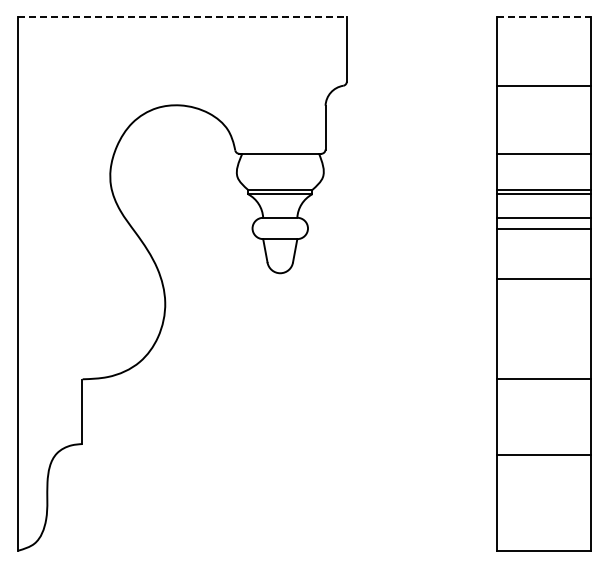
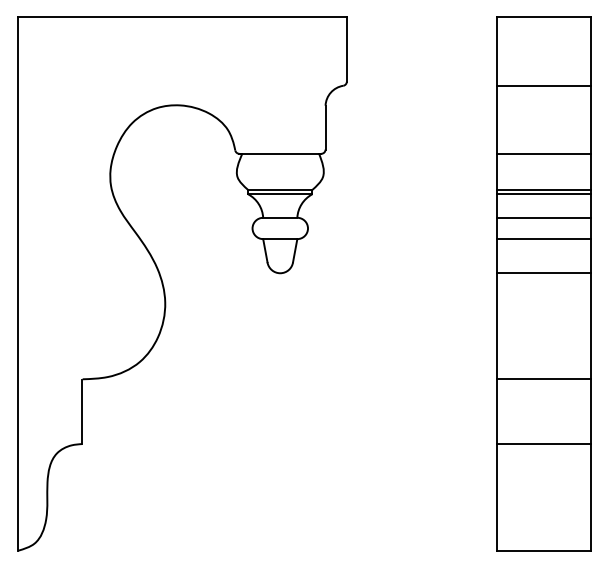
line: dashed -> solid (183, 17)
line: dashed -> solid (543, 17)
line position: (543, 229) -> (543, 239) (543, 239)
line position: (543, 279) -> (543, 273) (543, 273)
line position: (543, 455) -> (543, 444) (543, 444)
